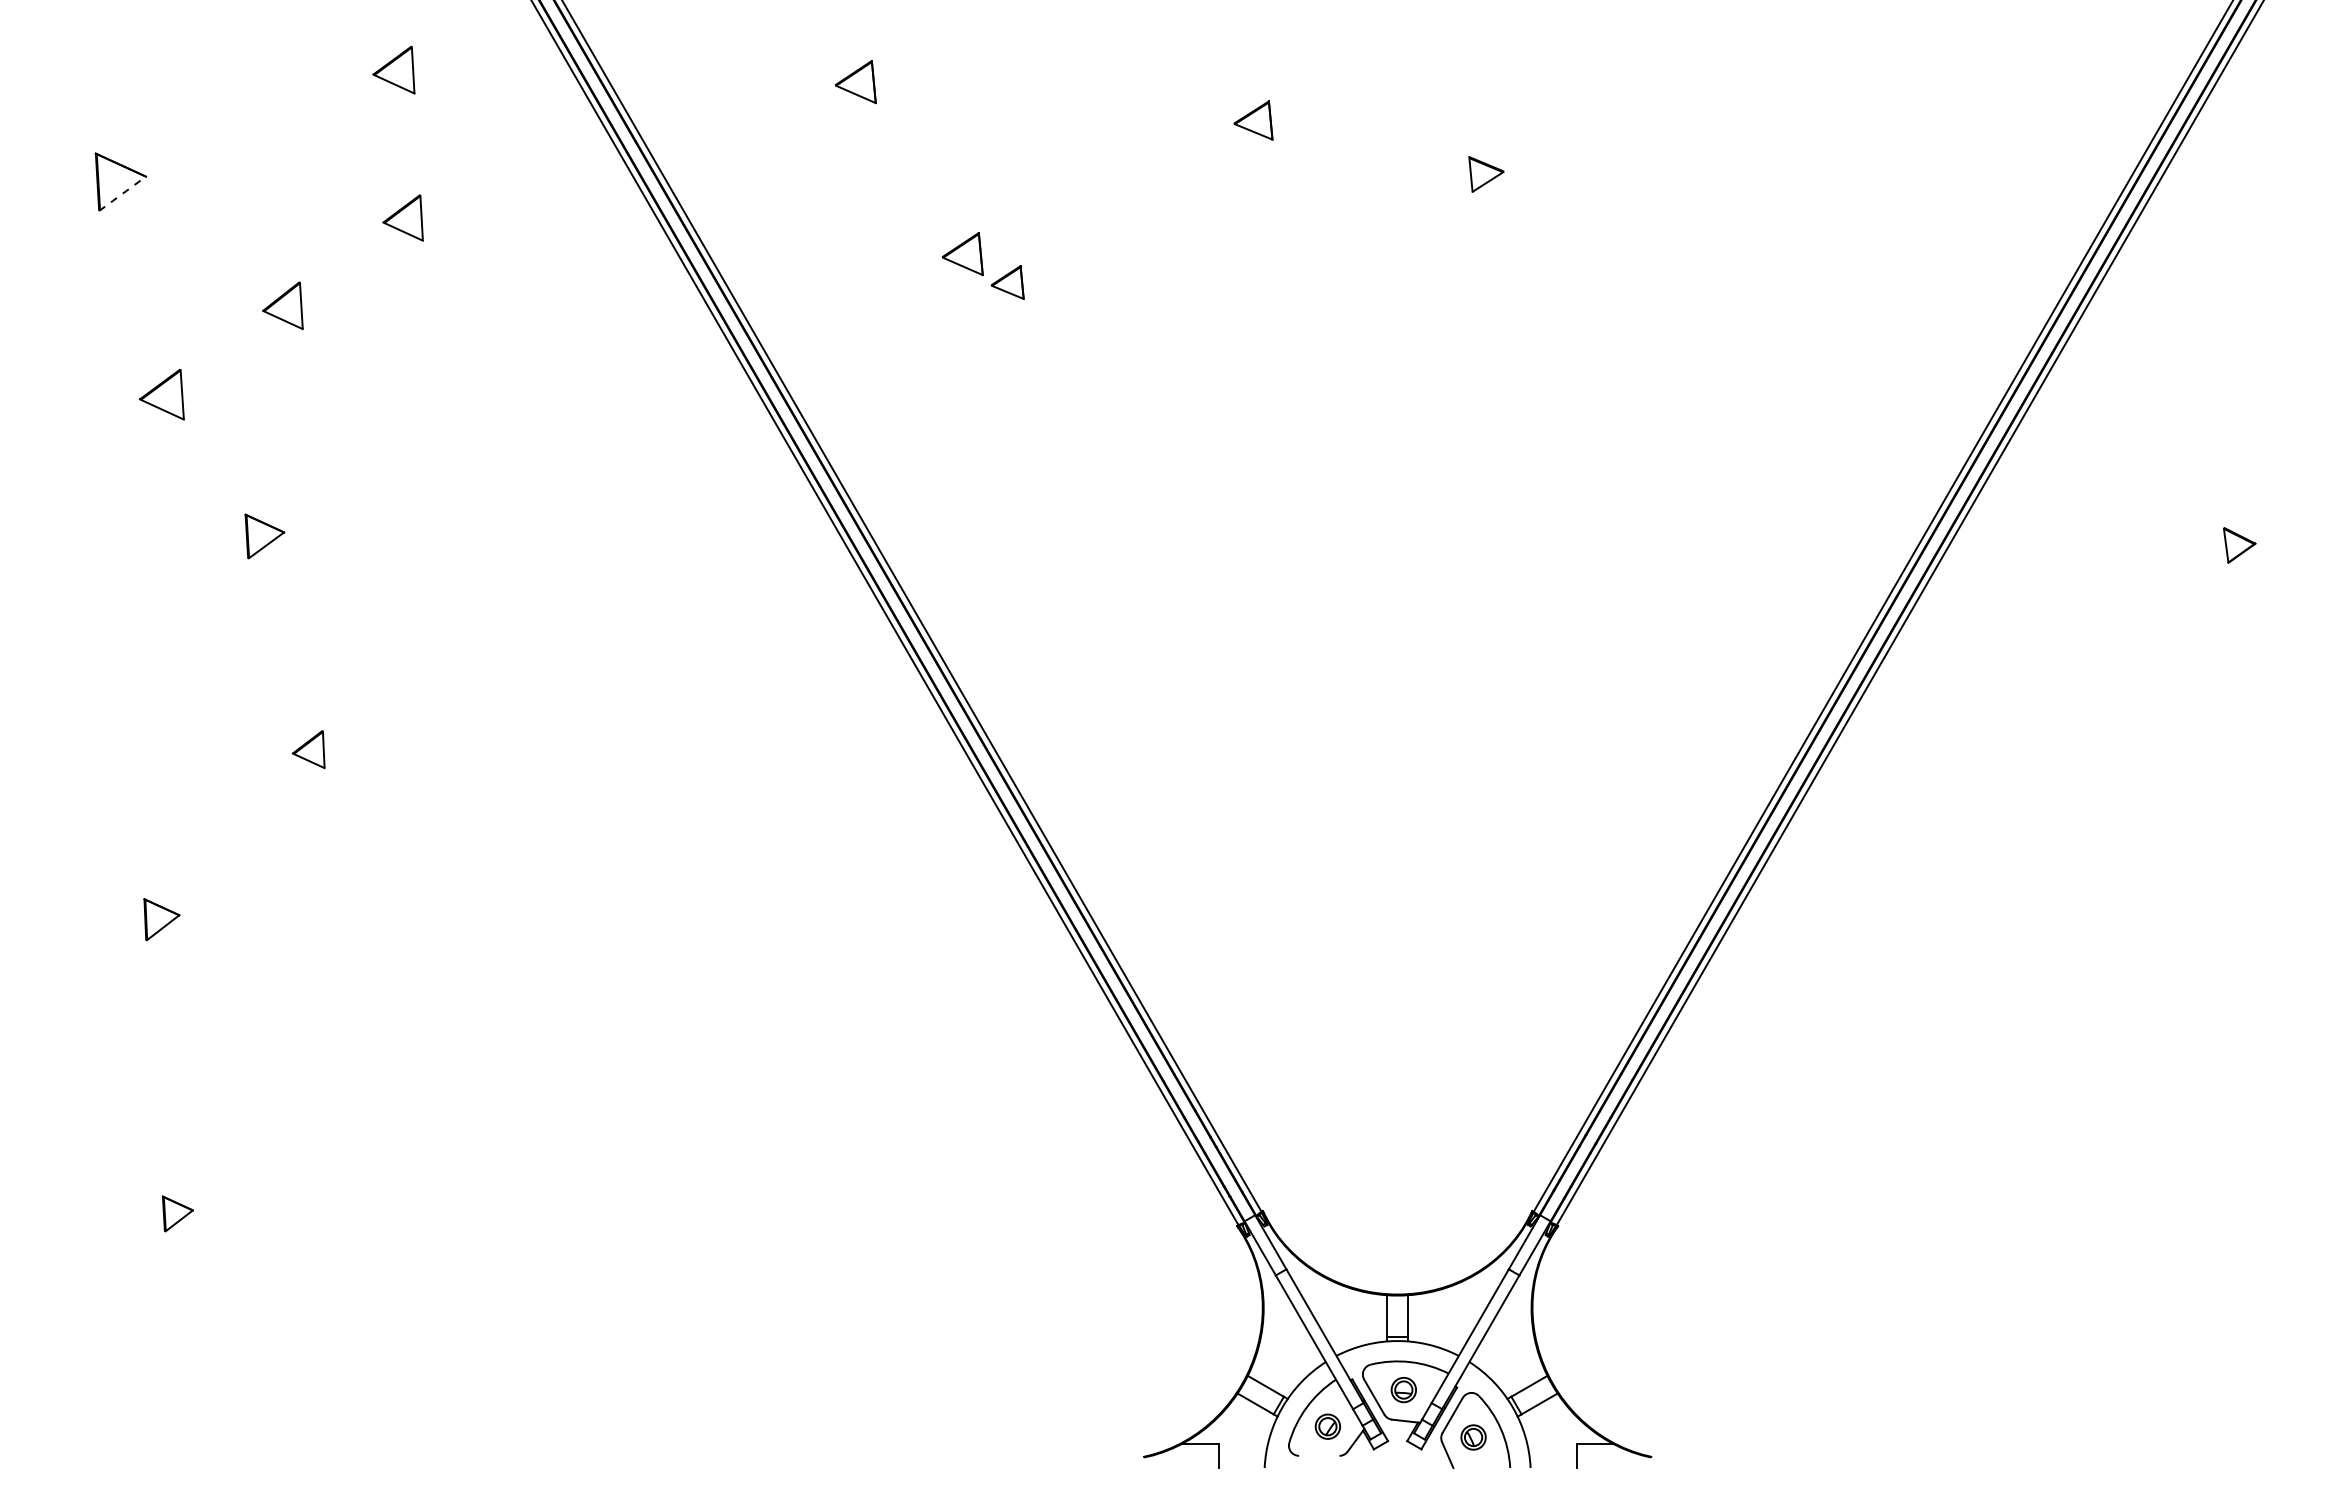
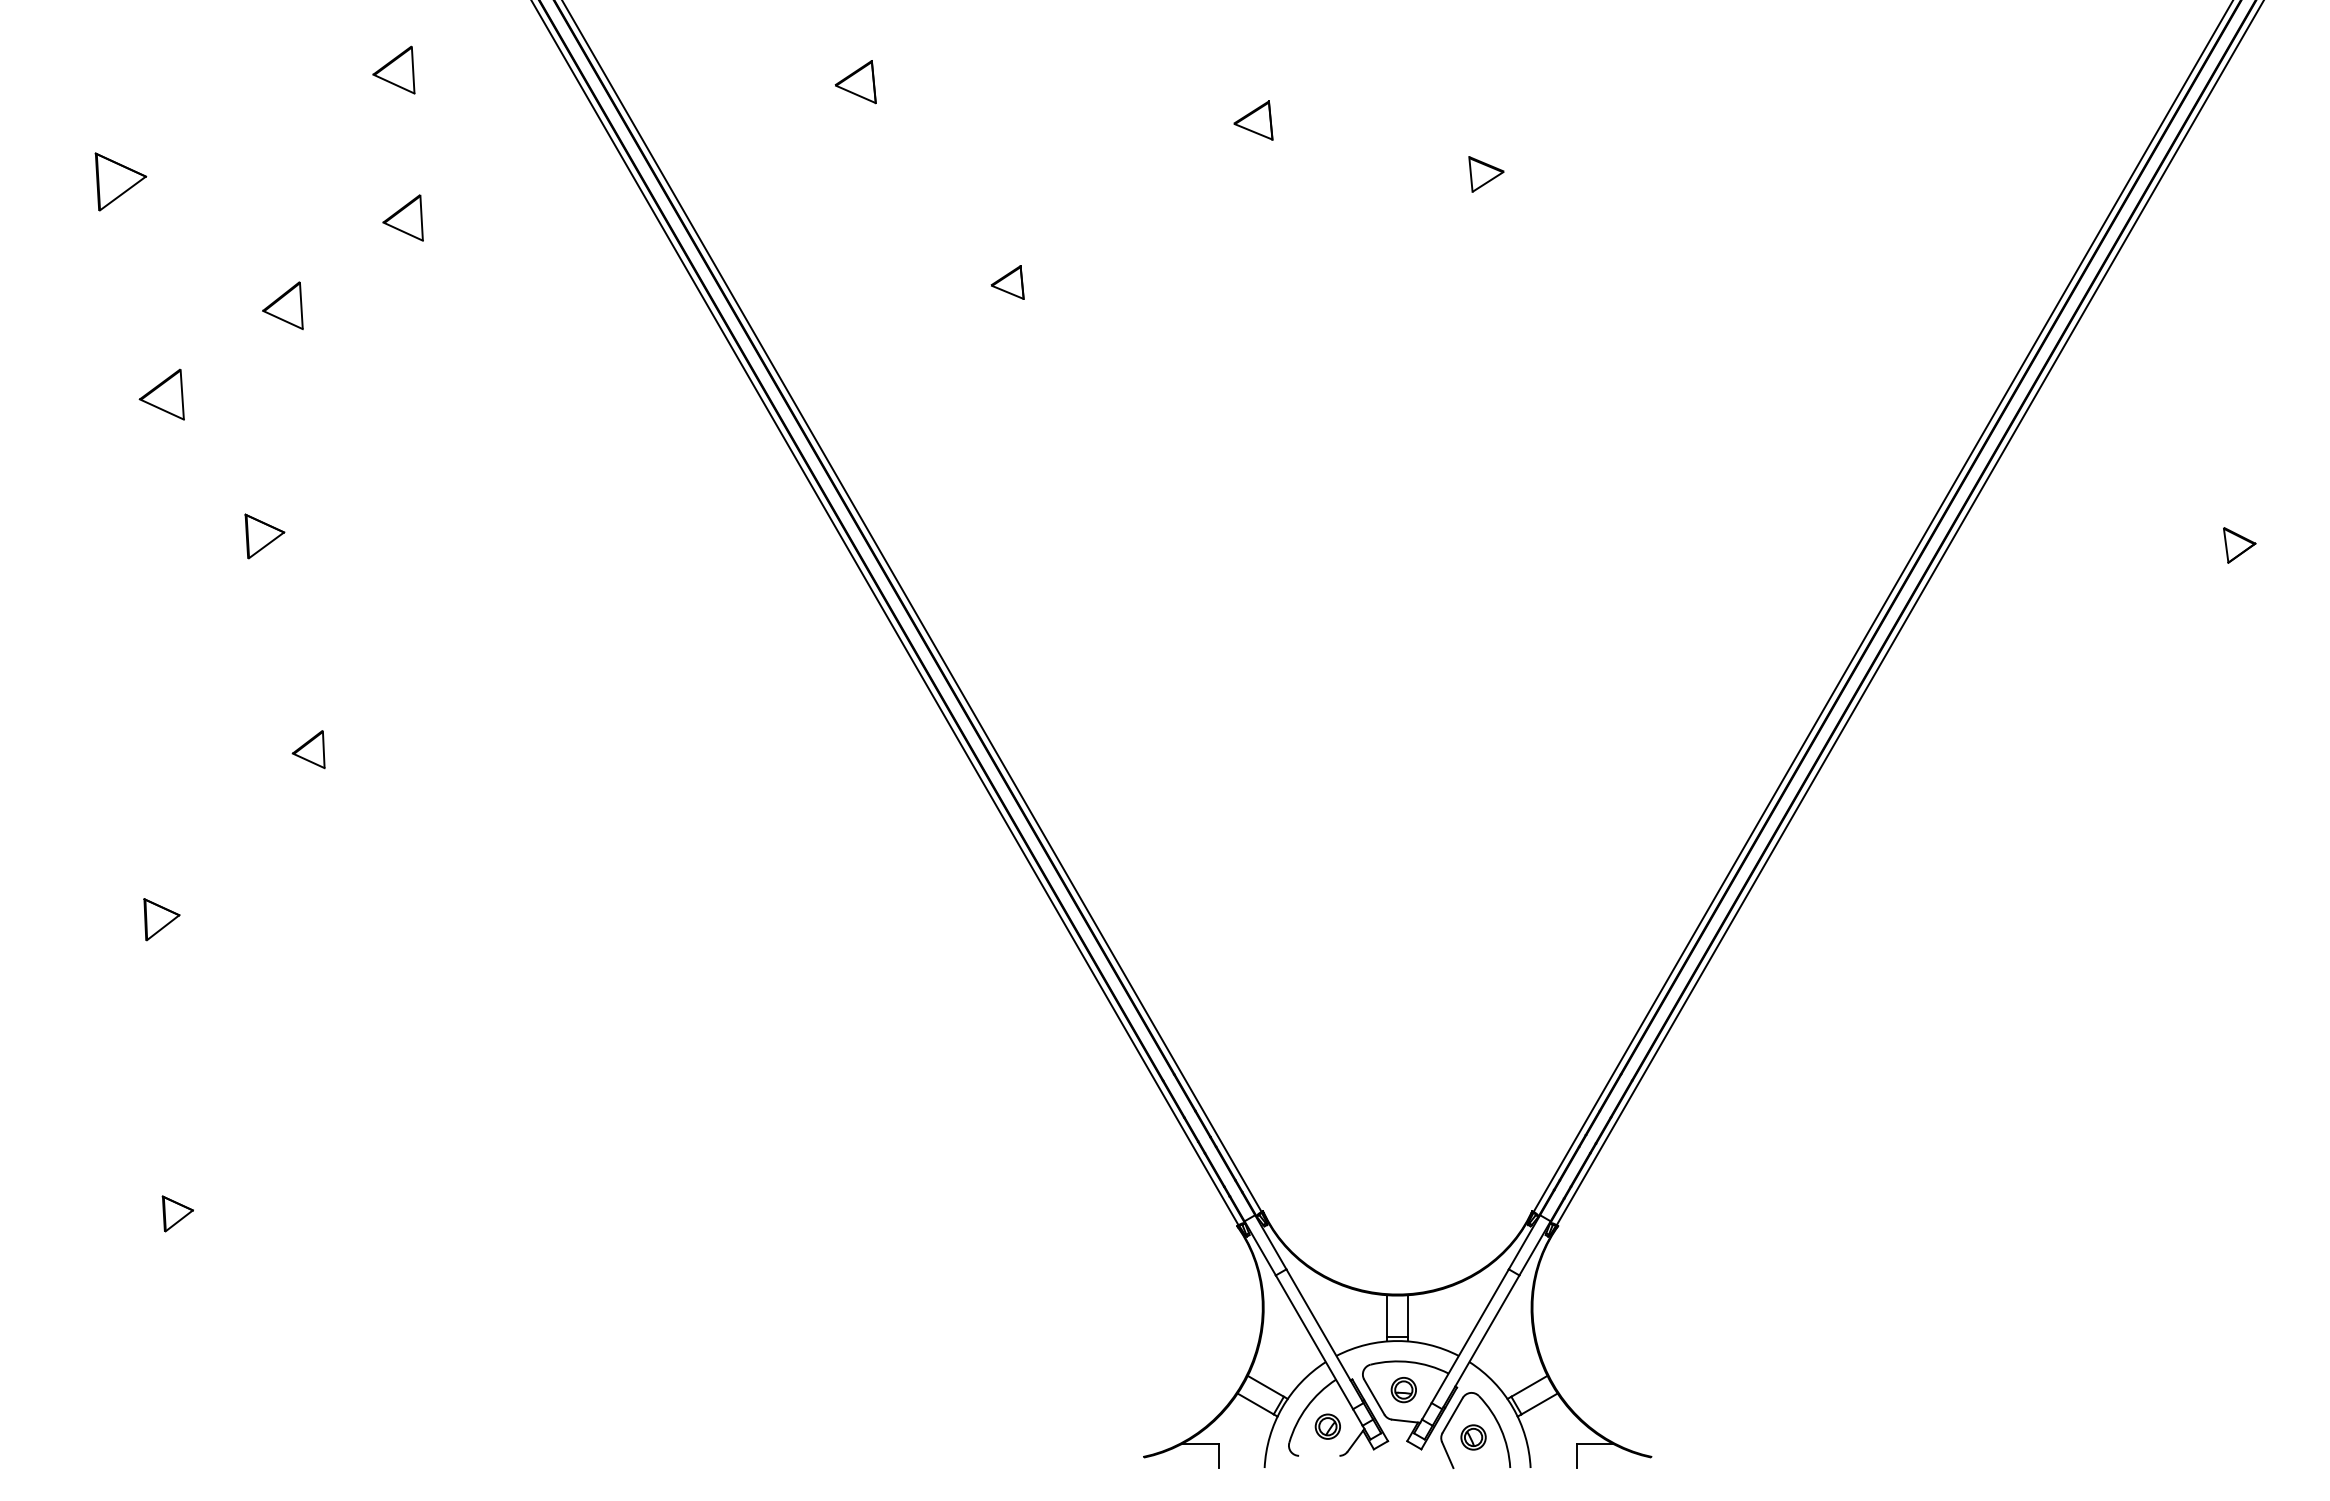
line: dashed -> solid (122, 194)
part: present -> none (962, 254)
